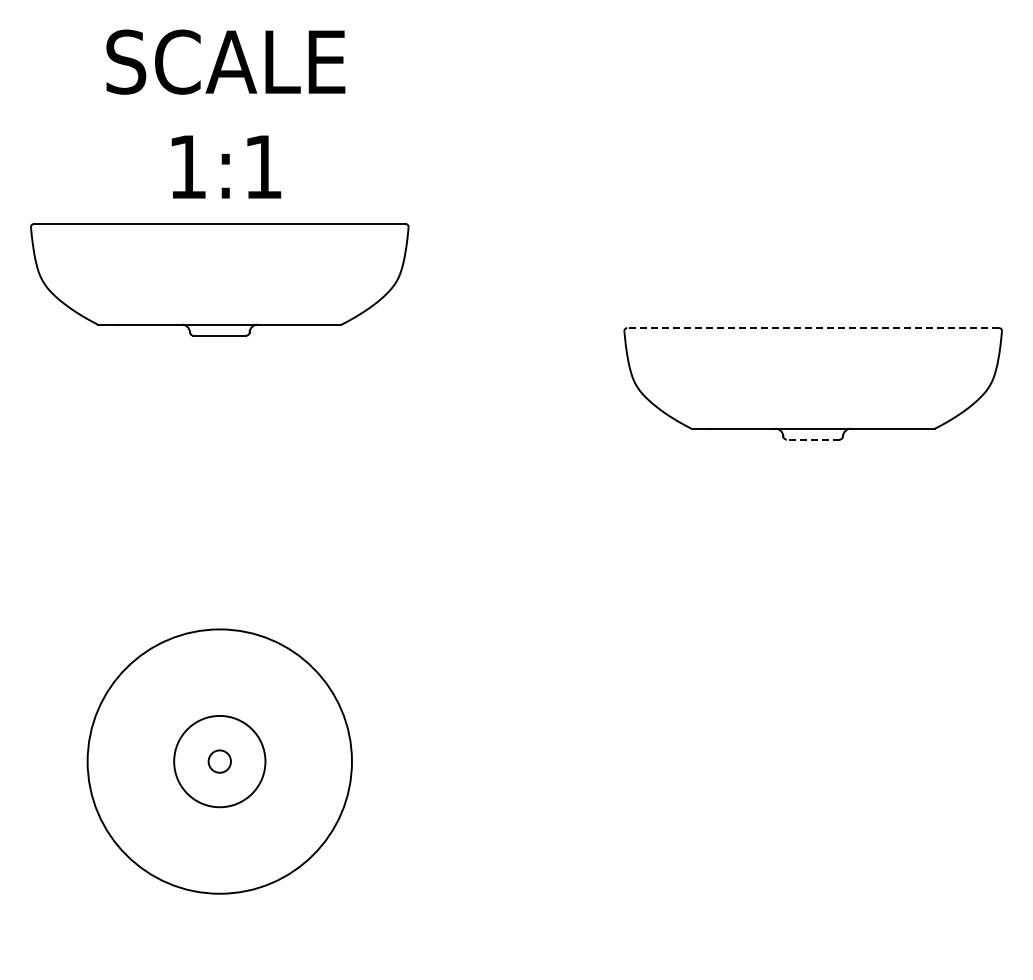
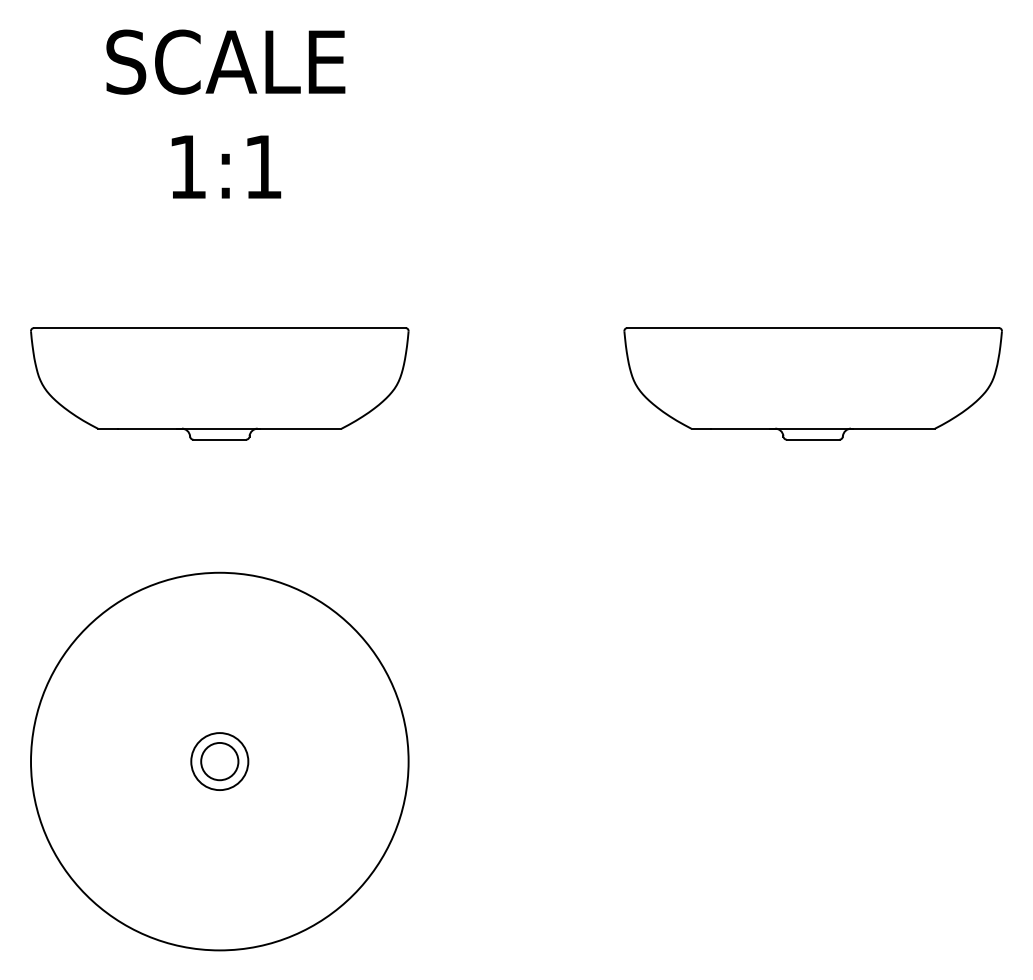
part position: (219, 279) -> (219, 383) (219, 383)
line: dashed -> solid (813, 328)
line: dashed -> solid (812, 439)
circle diameter: 22 px -> 37 px (219, 761)
circle diameter: 264 px -> 378 px (219, 761)
circle diameter: 91 px -> 57 px (219, 761)
